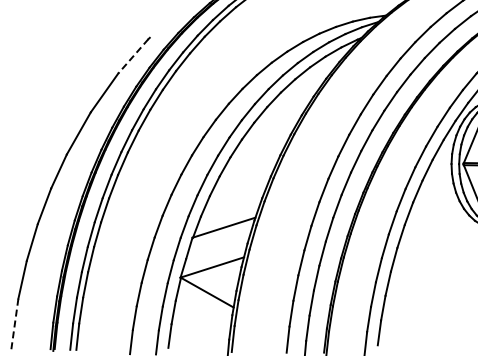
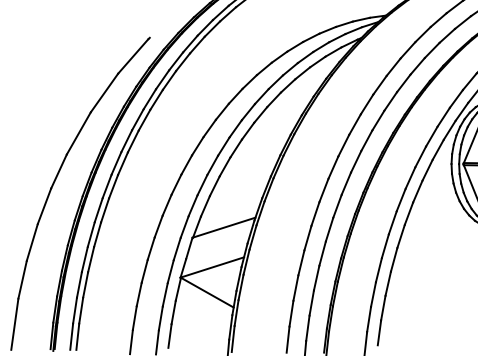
line: dashed -> solid (133, 56)
line: dashed -> solid (14, 324)
